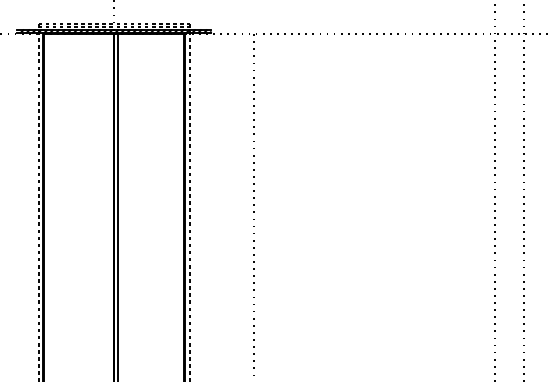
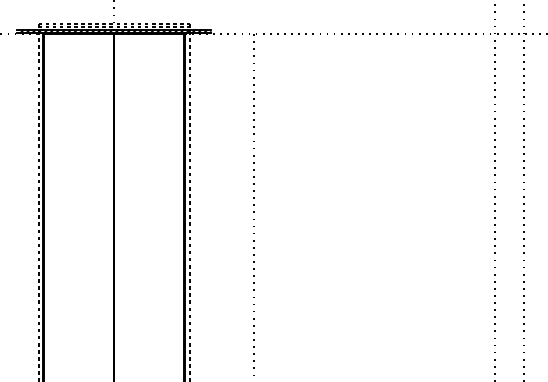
line: present -> none (118, 206)
